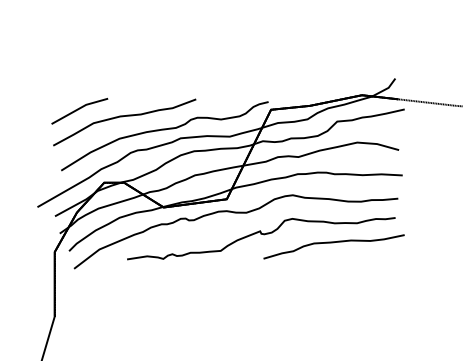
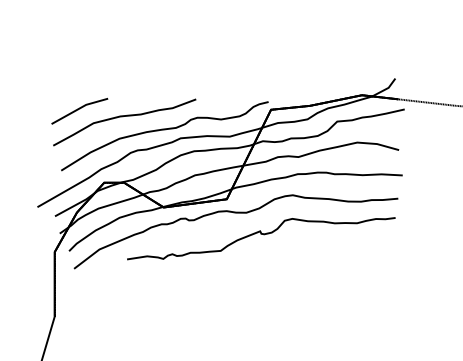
part: present -> none (333, 246)
